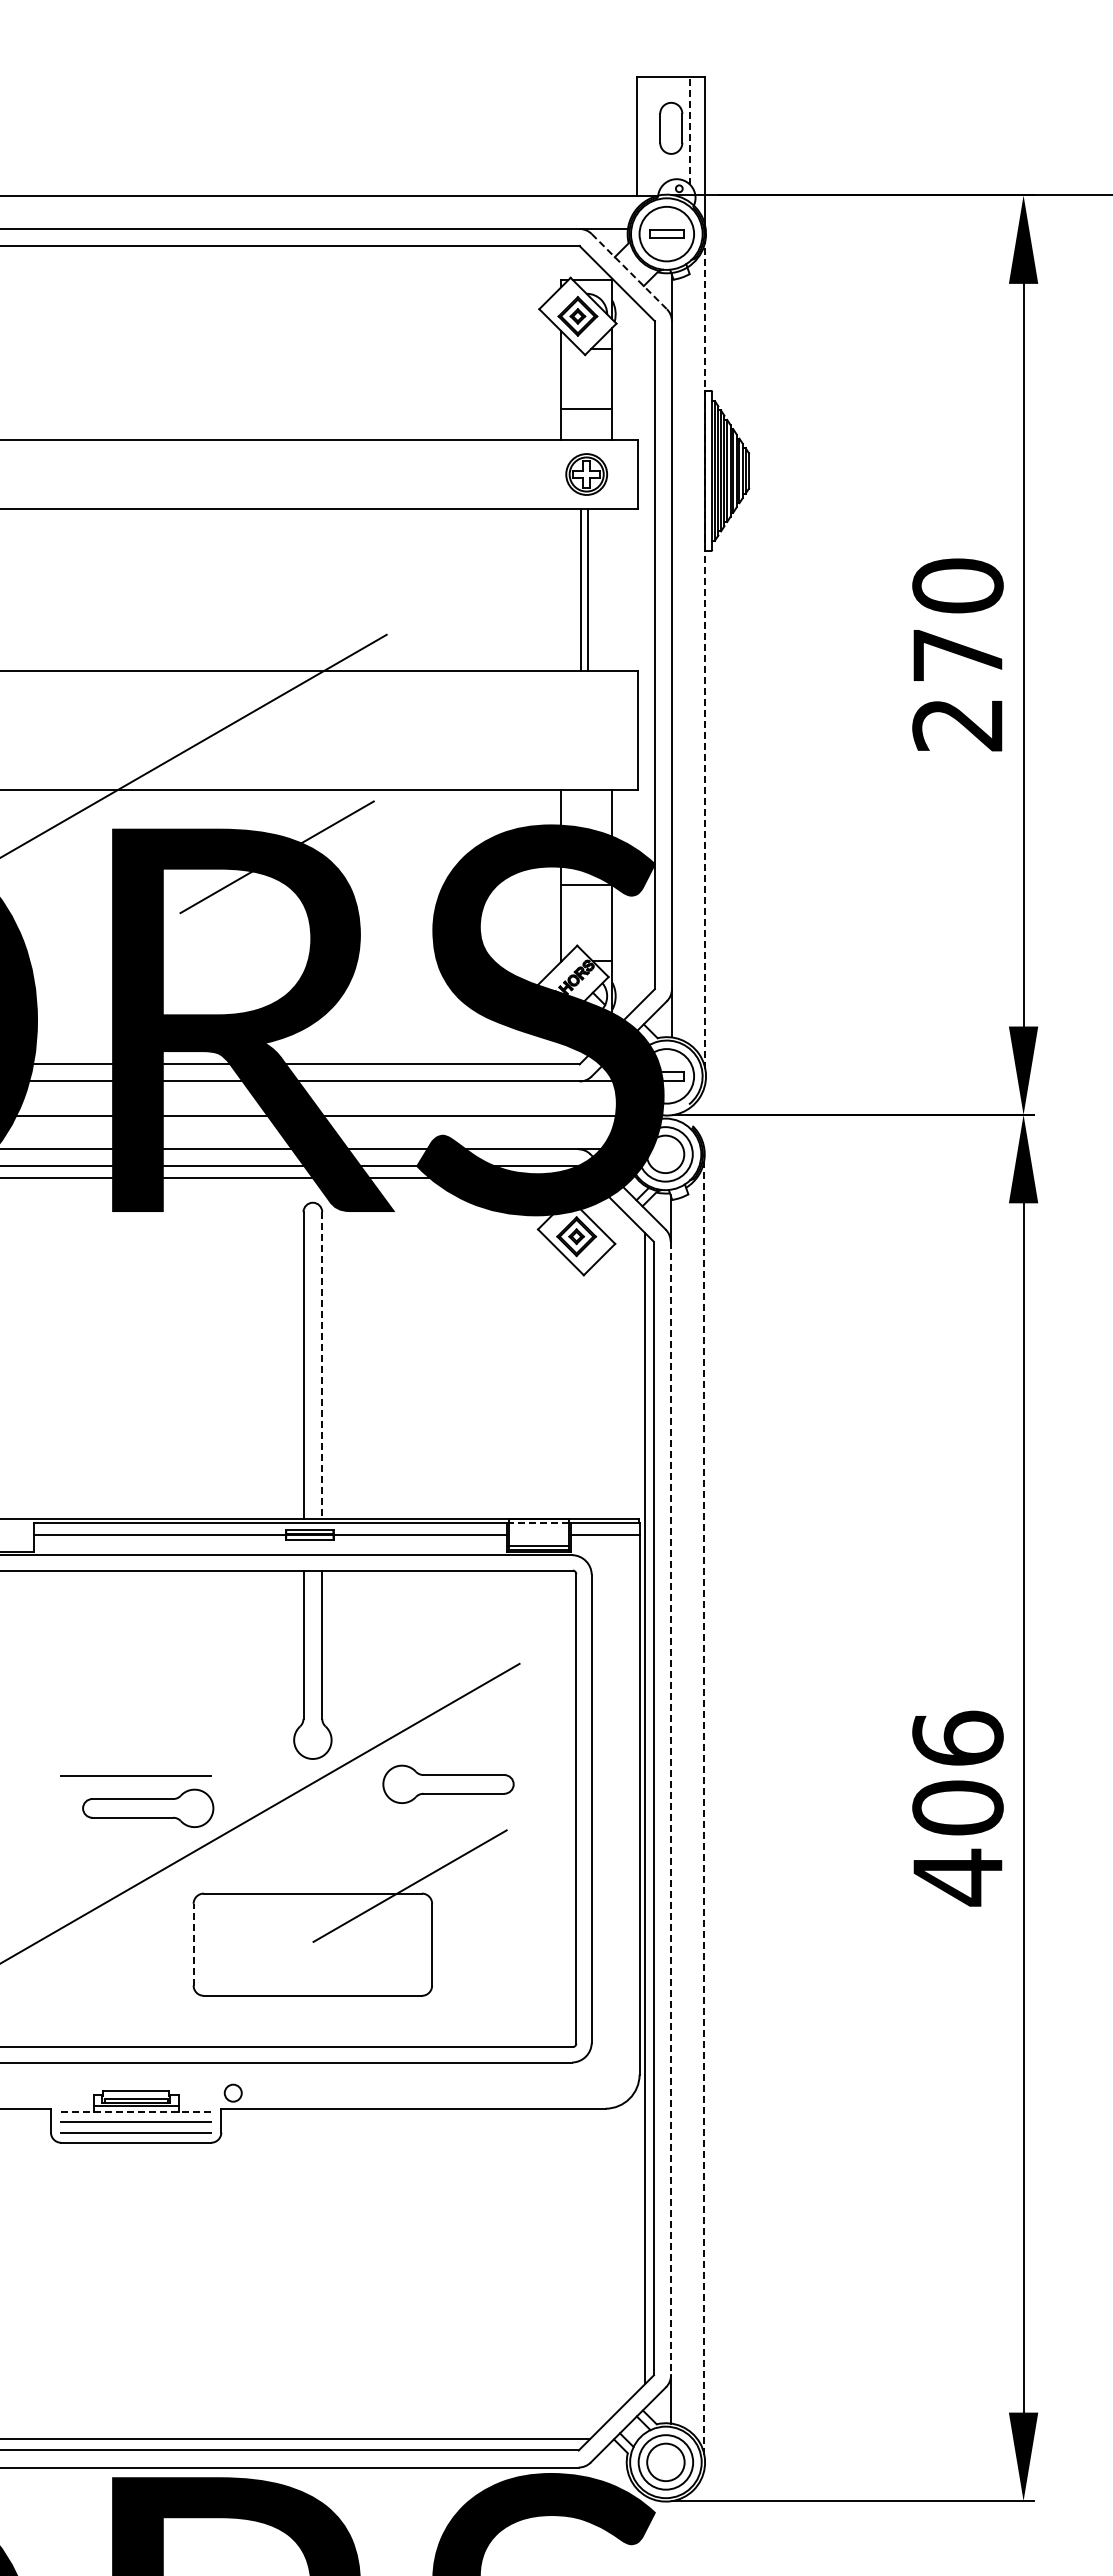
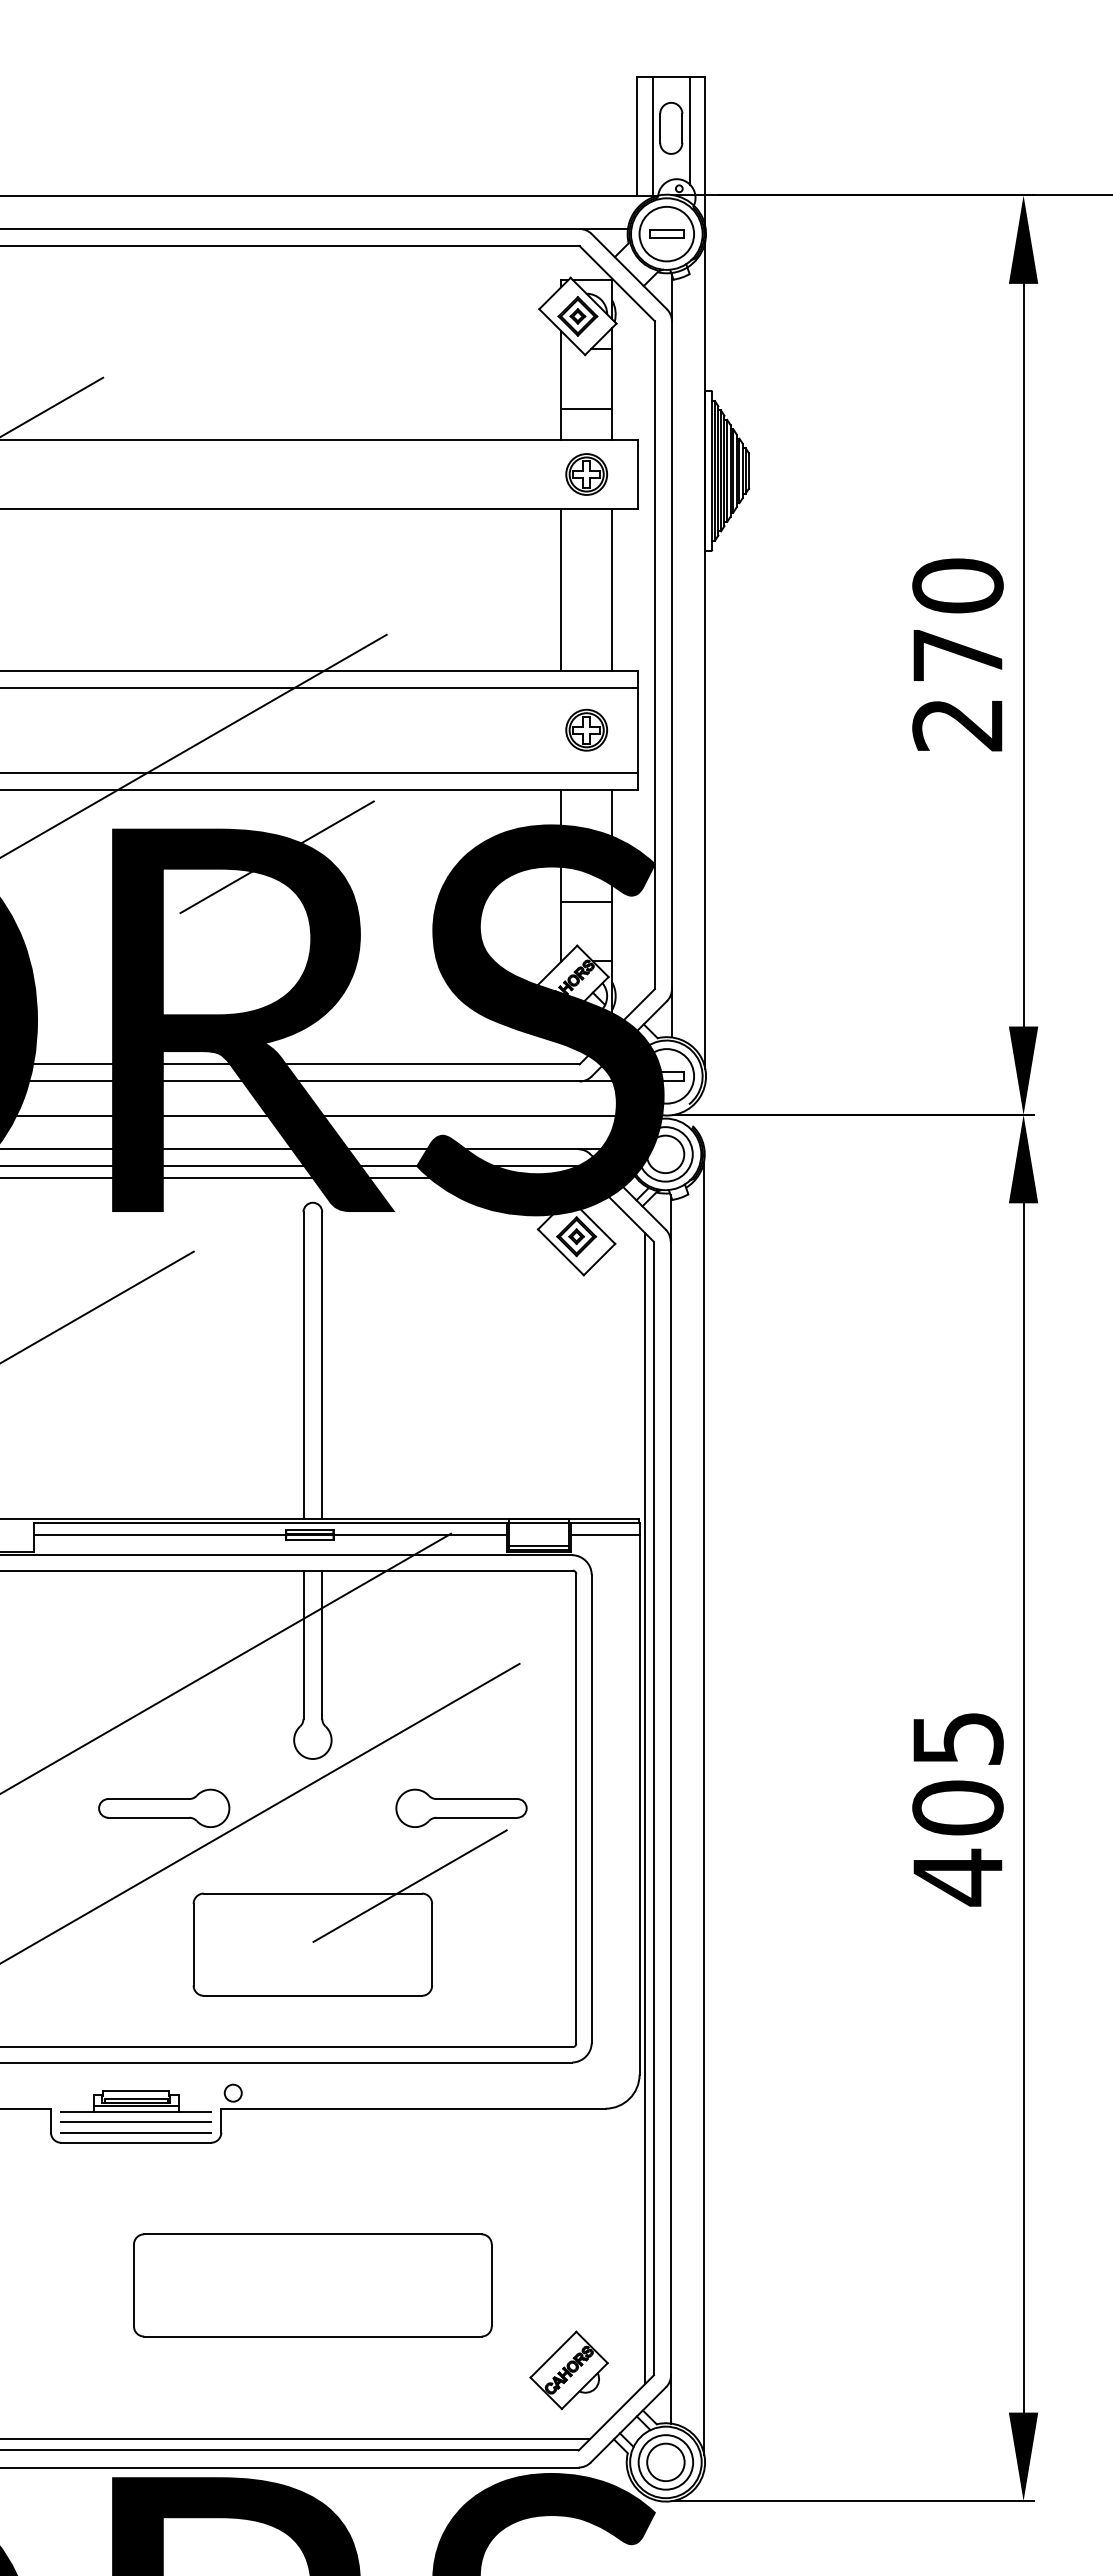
line: dashed -> solid (690, 130)
line: none -> present (652, 136)
line: dashed -> solid (629, 271)
line: none -> present (52, 406)
line position: (581, 589) -> (561, 589) (561, 589)
line position: (588, 589) -> (612, 589) (612, 589)
line: dashed -> solid (705, 655)
line: none -> present (319, 687)
part: none -> present (586, 729)
line: none -> present (319, 772)
line position: (586, 884) -> (586, 901) (586, 901)
line: none -> present (97, 1306)
line: dashed -> solid (322, 1365)
line: dashed -> solid (538, 1523)
line: none -> present (226, 1662)
text: 406 -> 405 (957, 1737)
line: present -> none (135, 1775)
part position: (448, 1783) -> (461, 1807) (461, 1807)
part position: (148, 1807) -> (164, 1807) (164, 1807)
line: dashed -> solid (704, 1807)
line: dashed -> solid (670, 1808)
line: dashed -> solid (193, 1944)
line: dashed -> solid (136, 2112)
part: none -> present (312, 2285)
part: none -> present (568, 2370)
